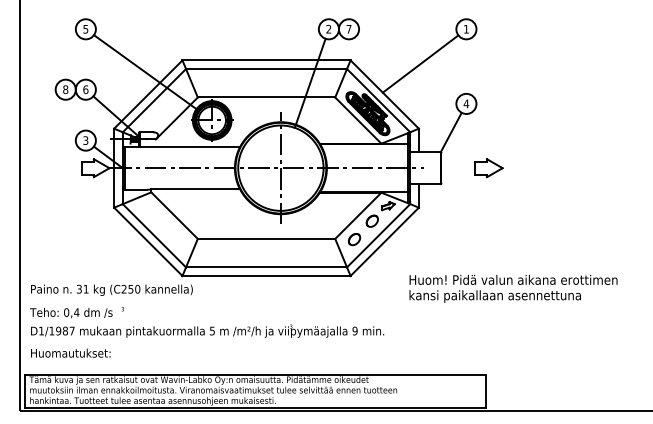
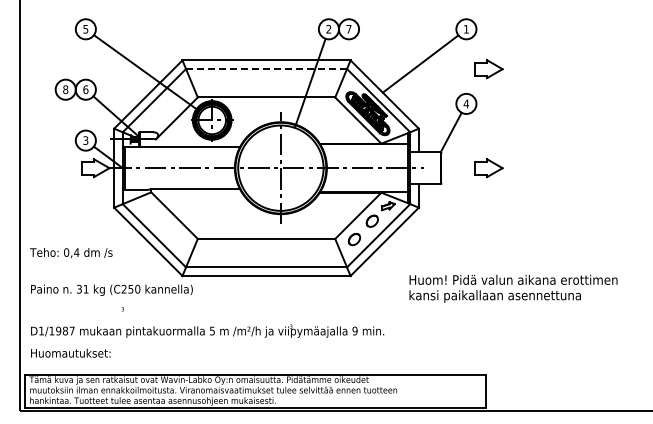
line: solid -> dashed (267, 69)
part: none -> present (488, 69)
text position: (71, 313) -> (71, 253) (71, 253)
